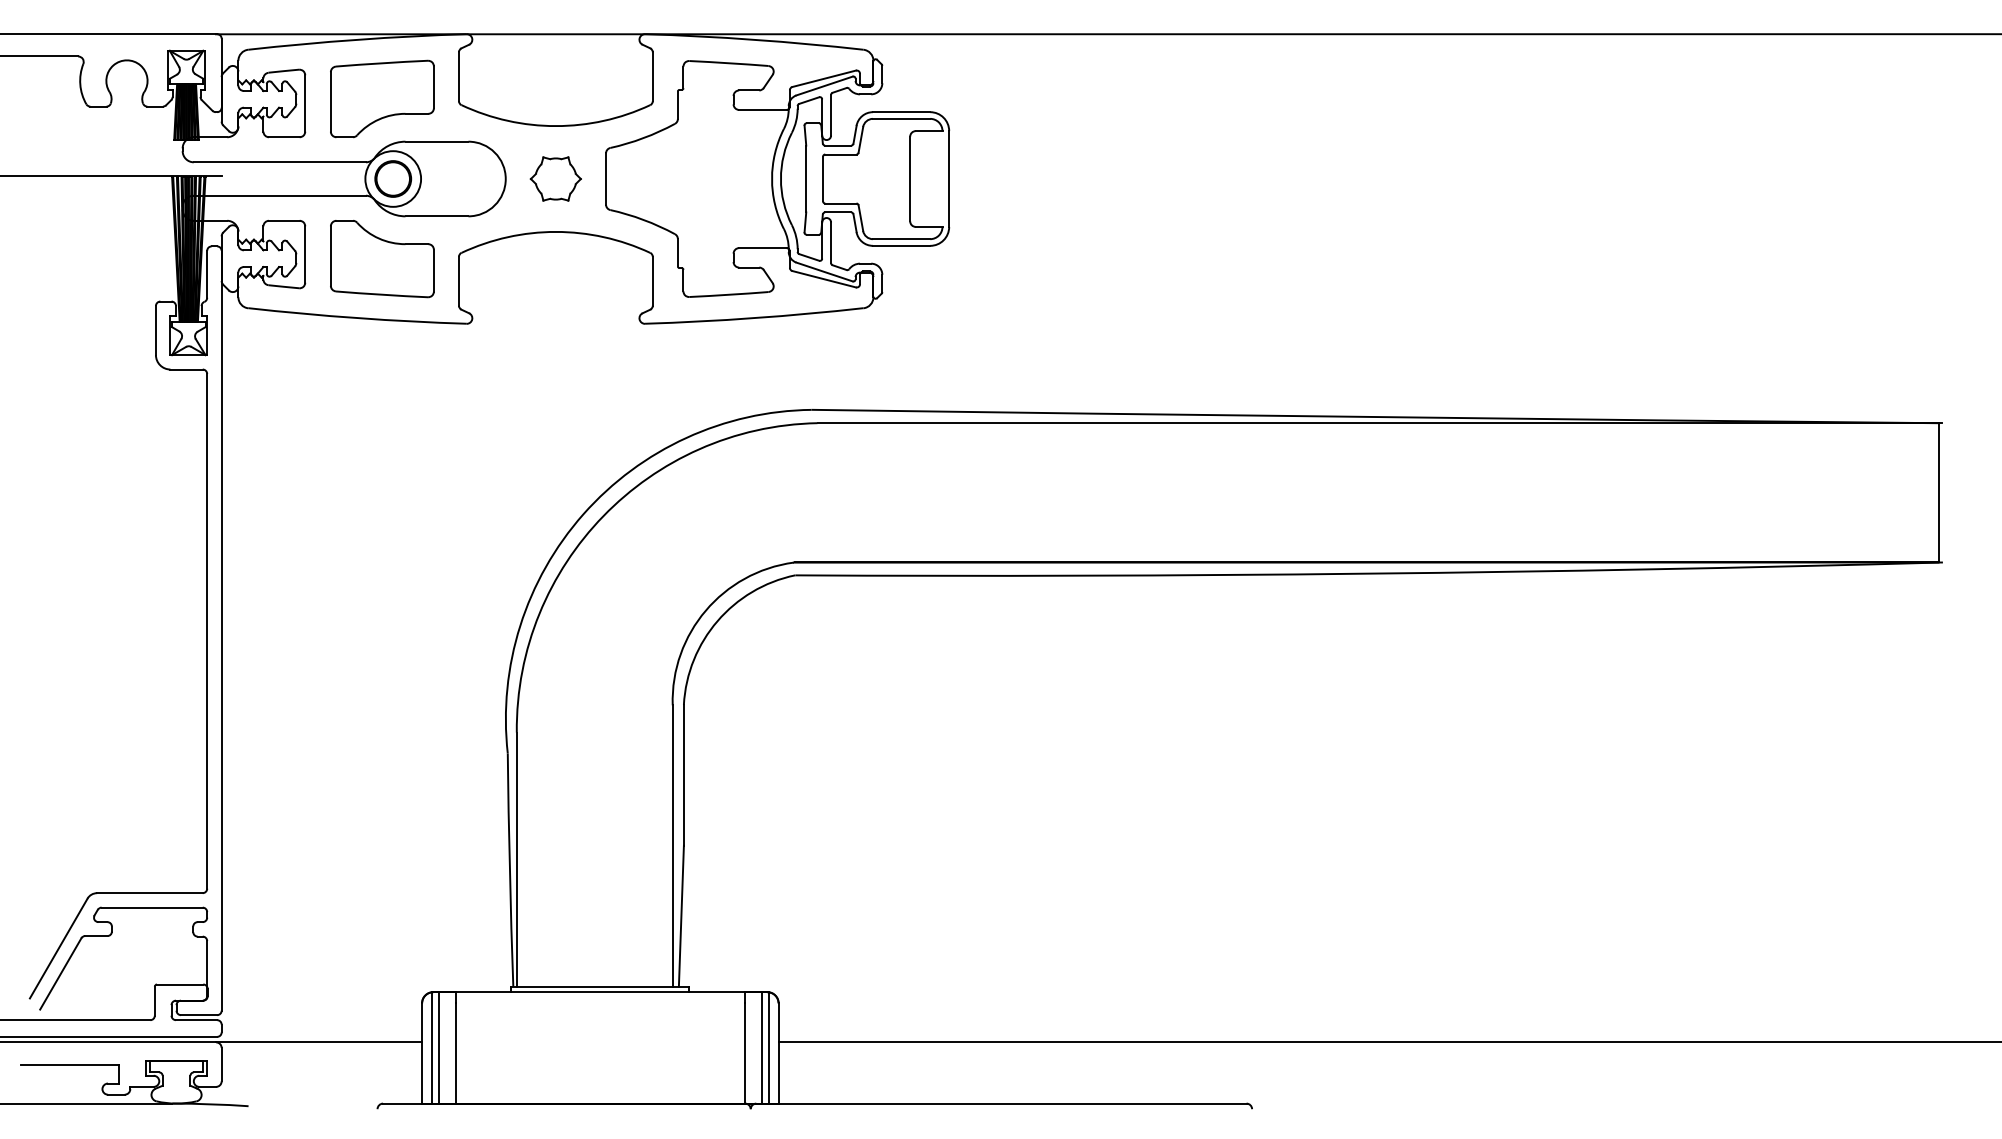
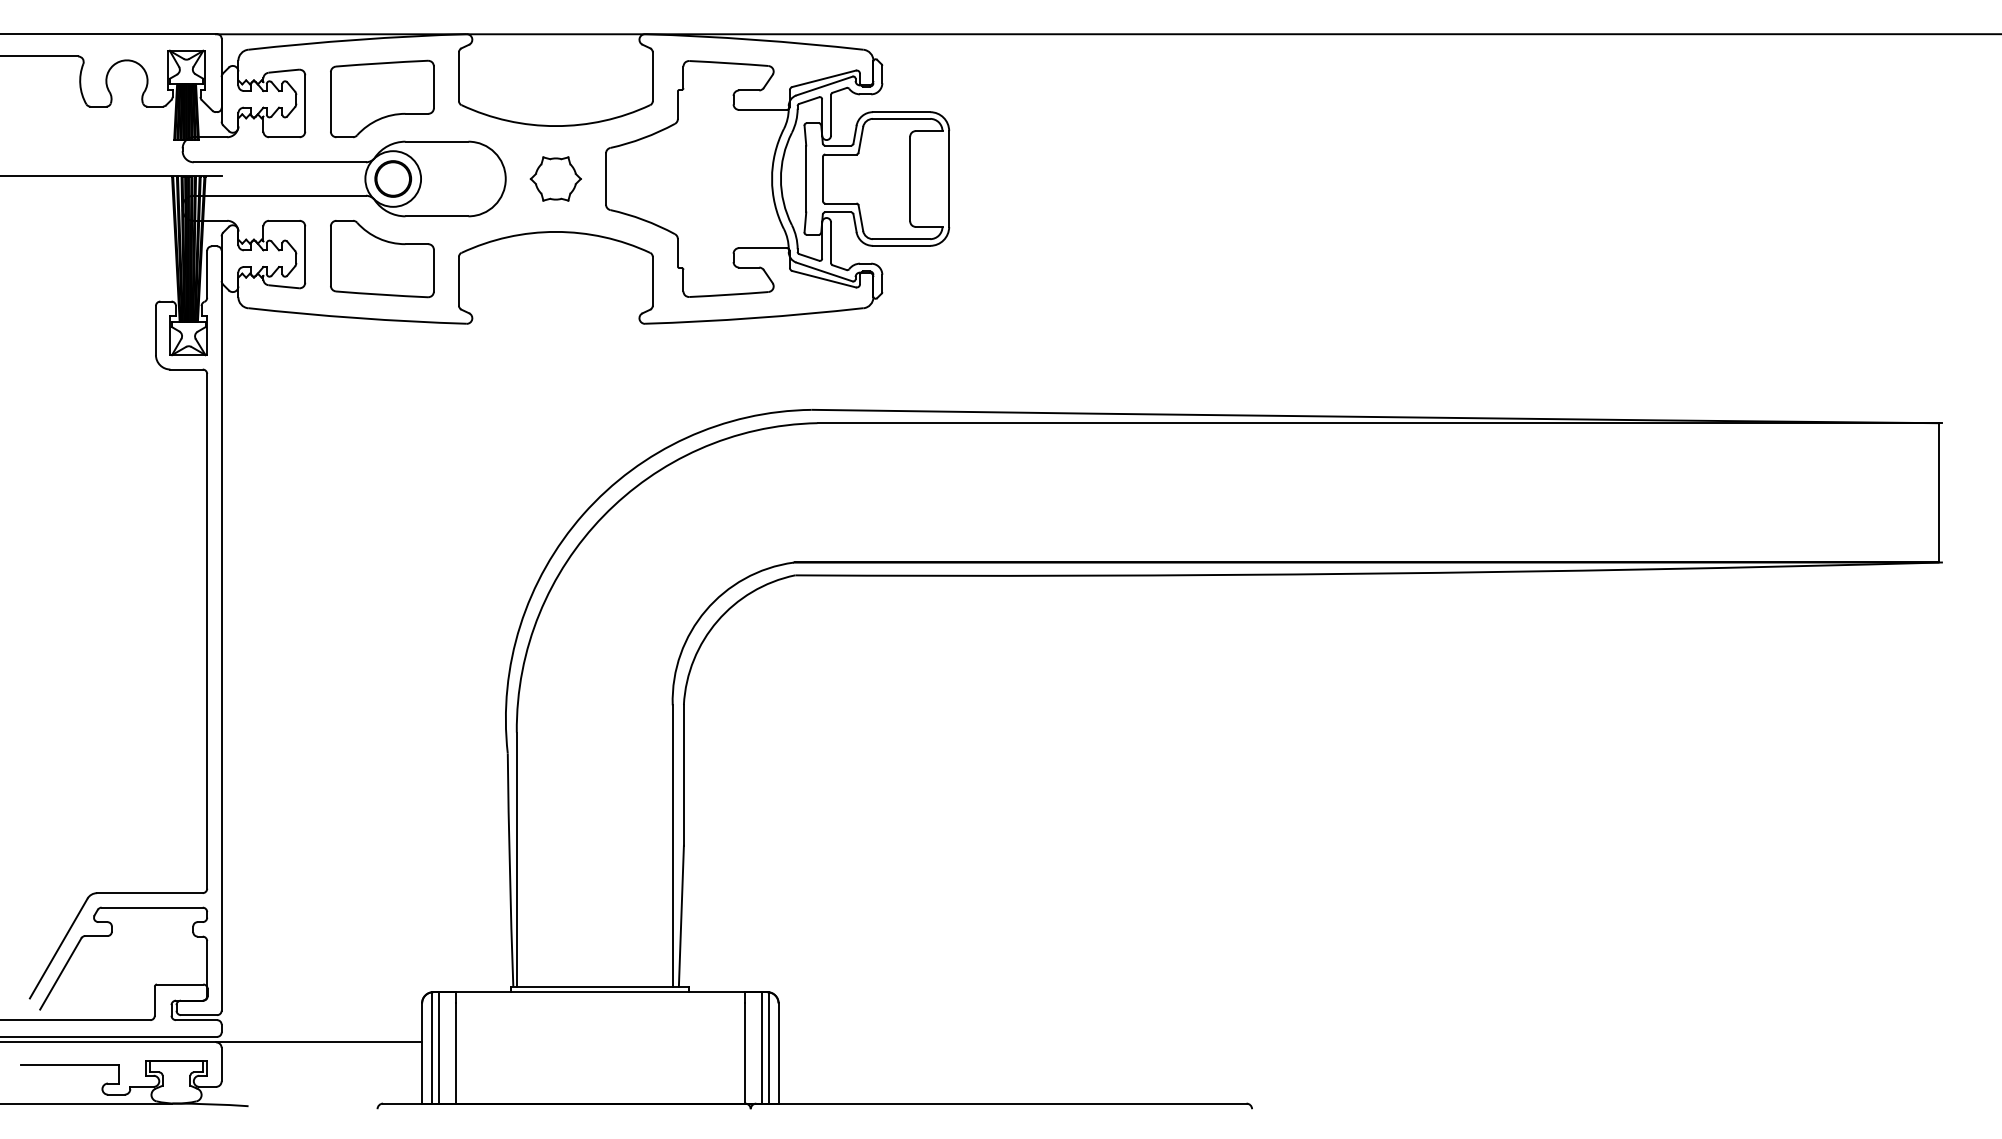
line: present -> none (1388, 1042)
